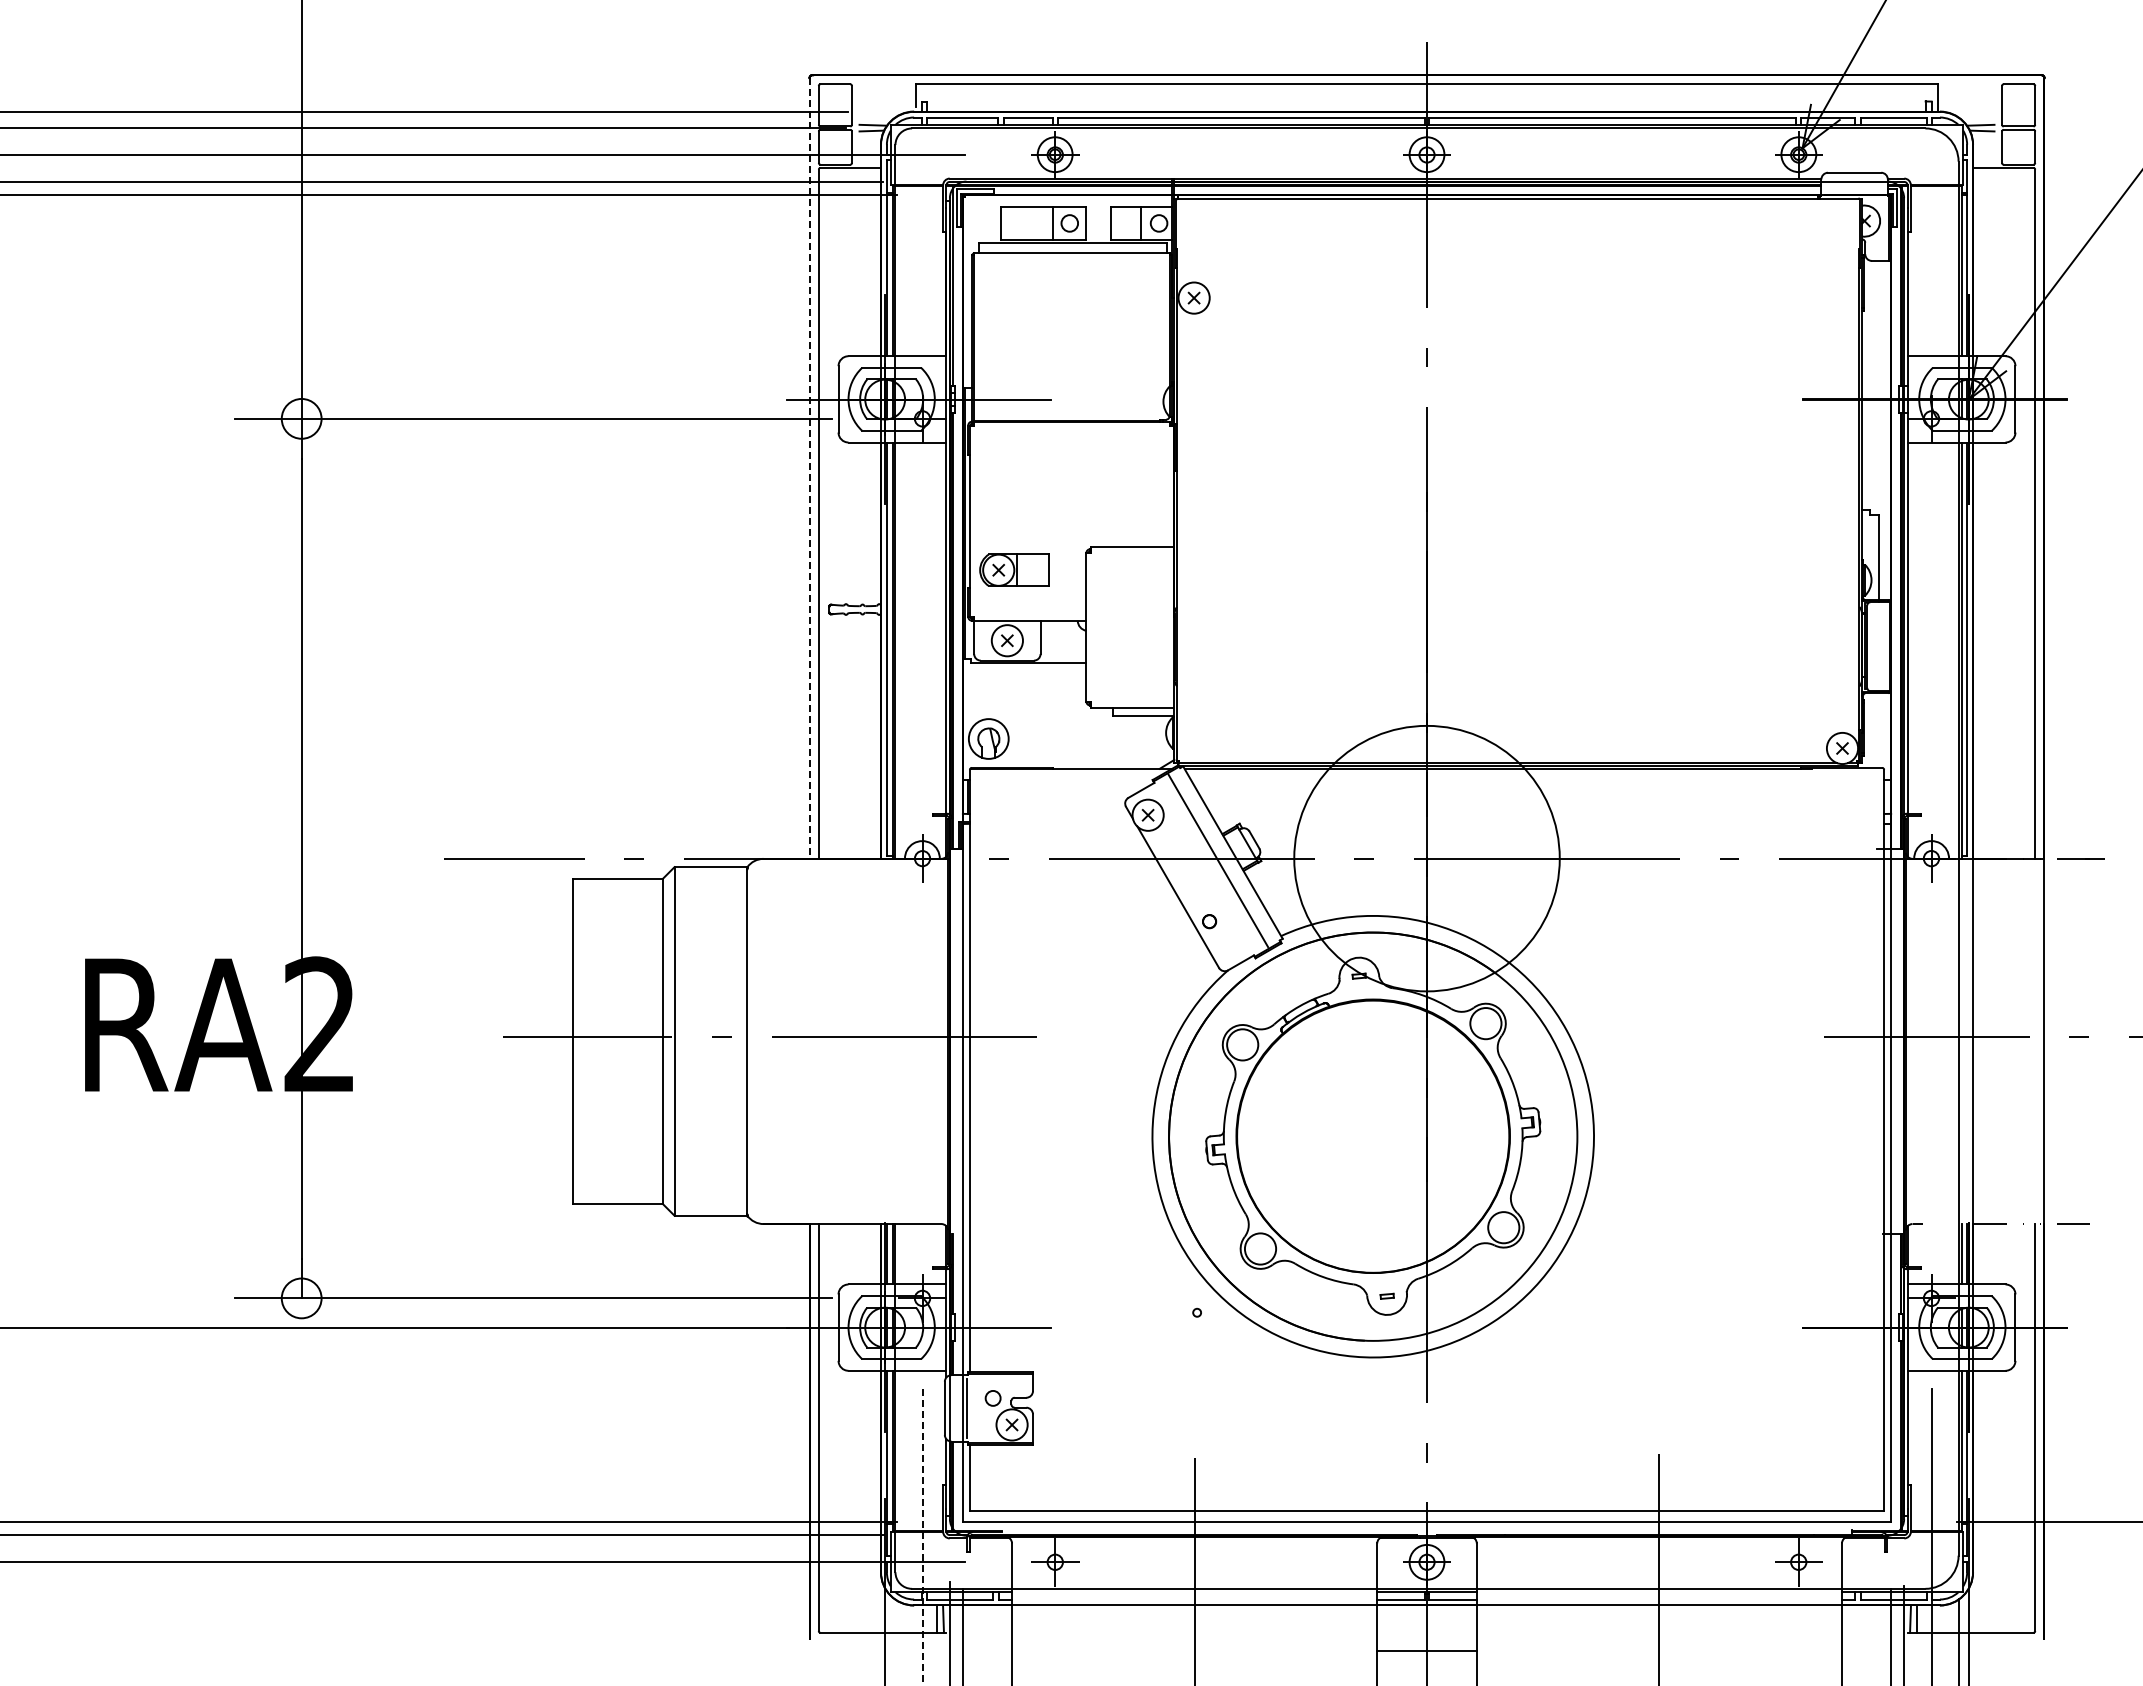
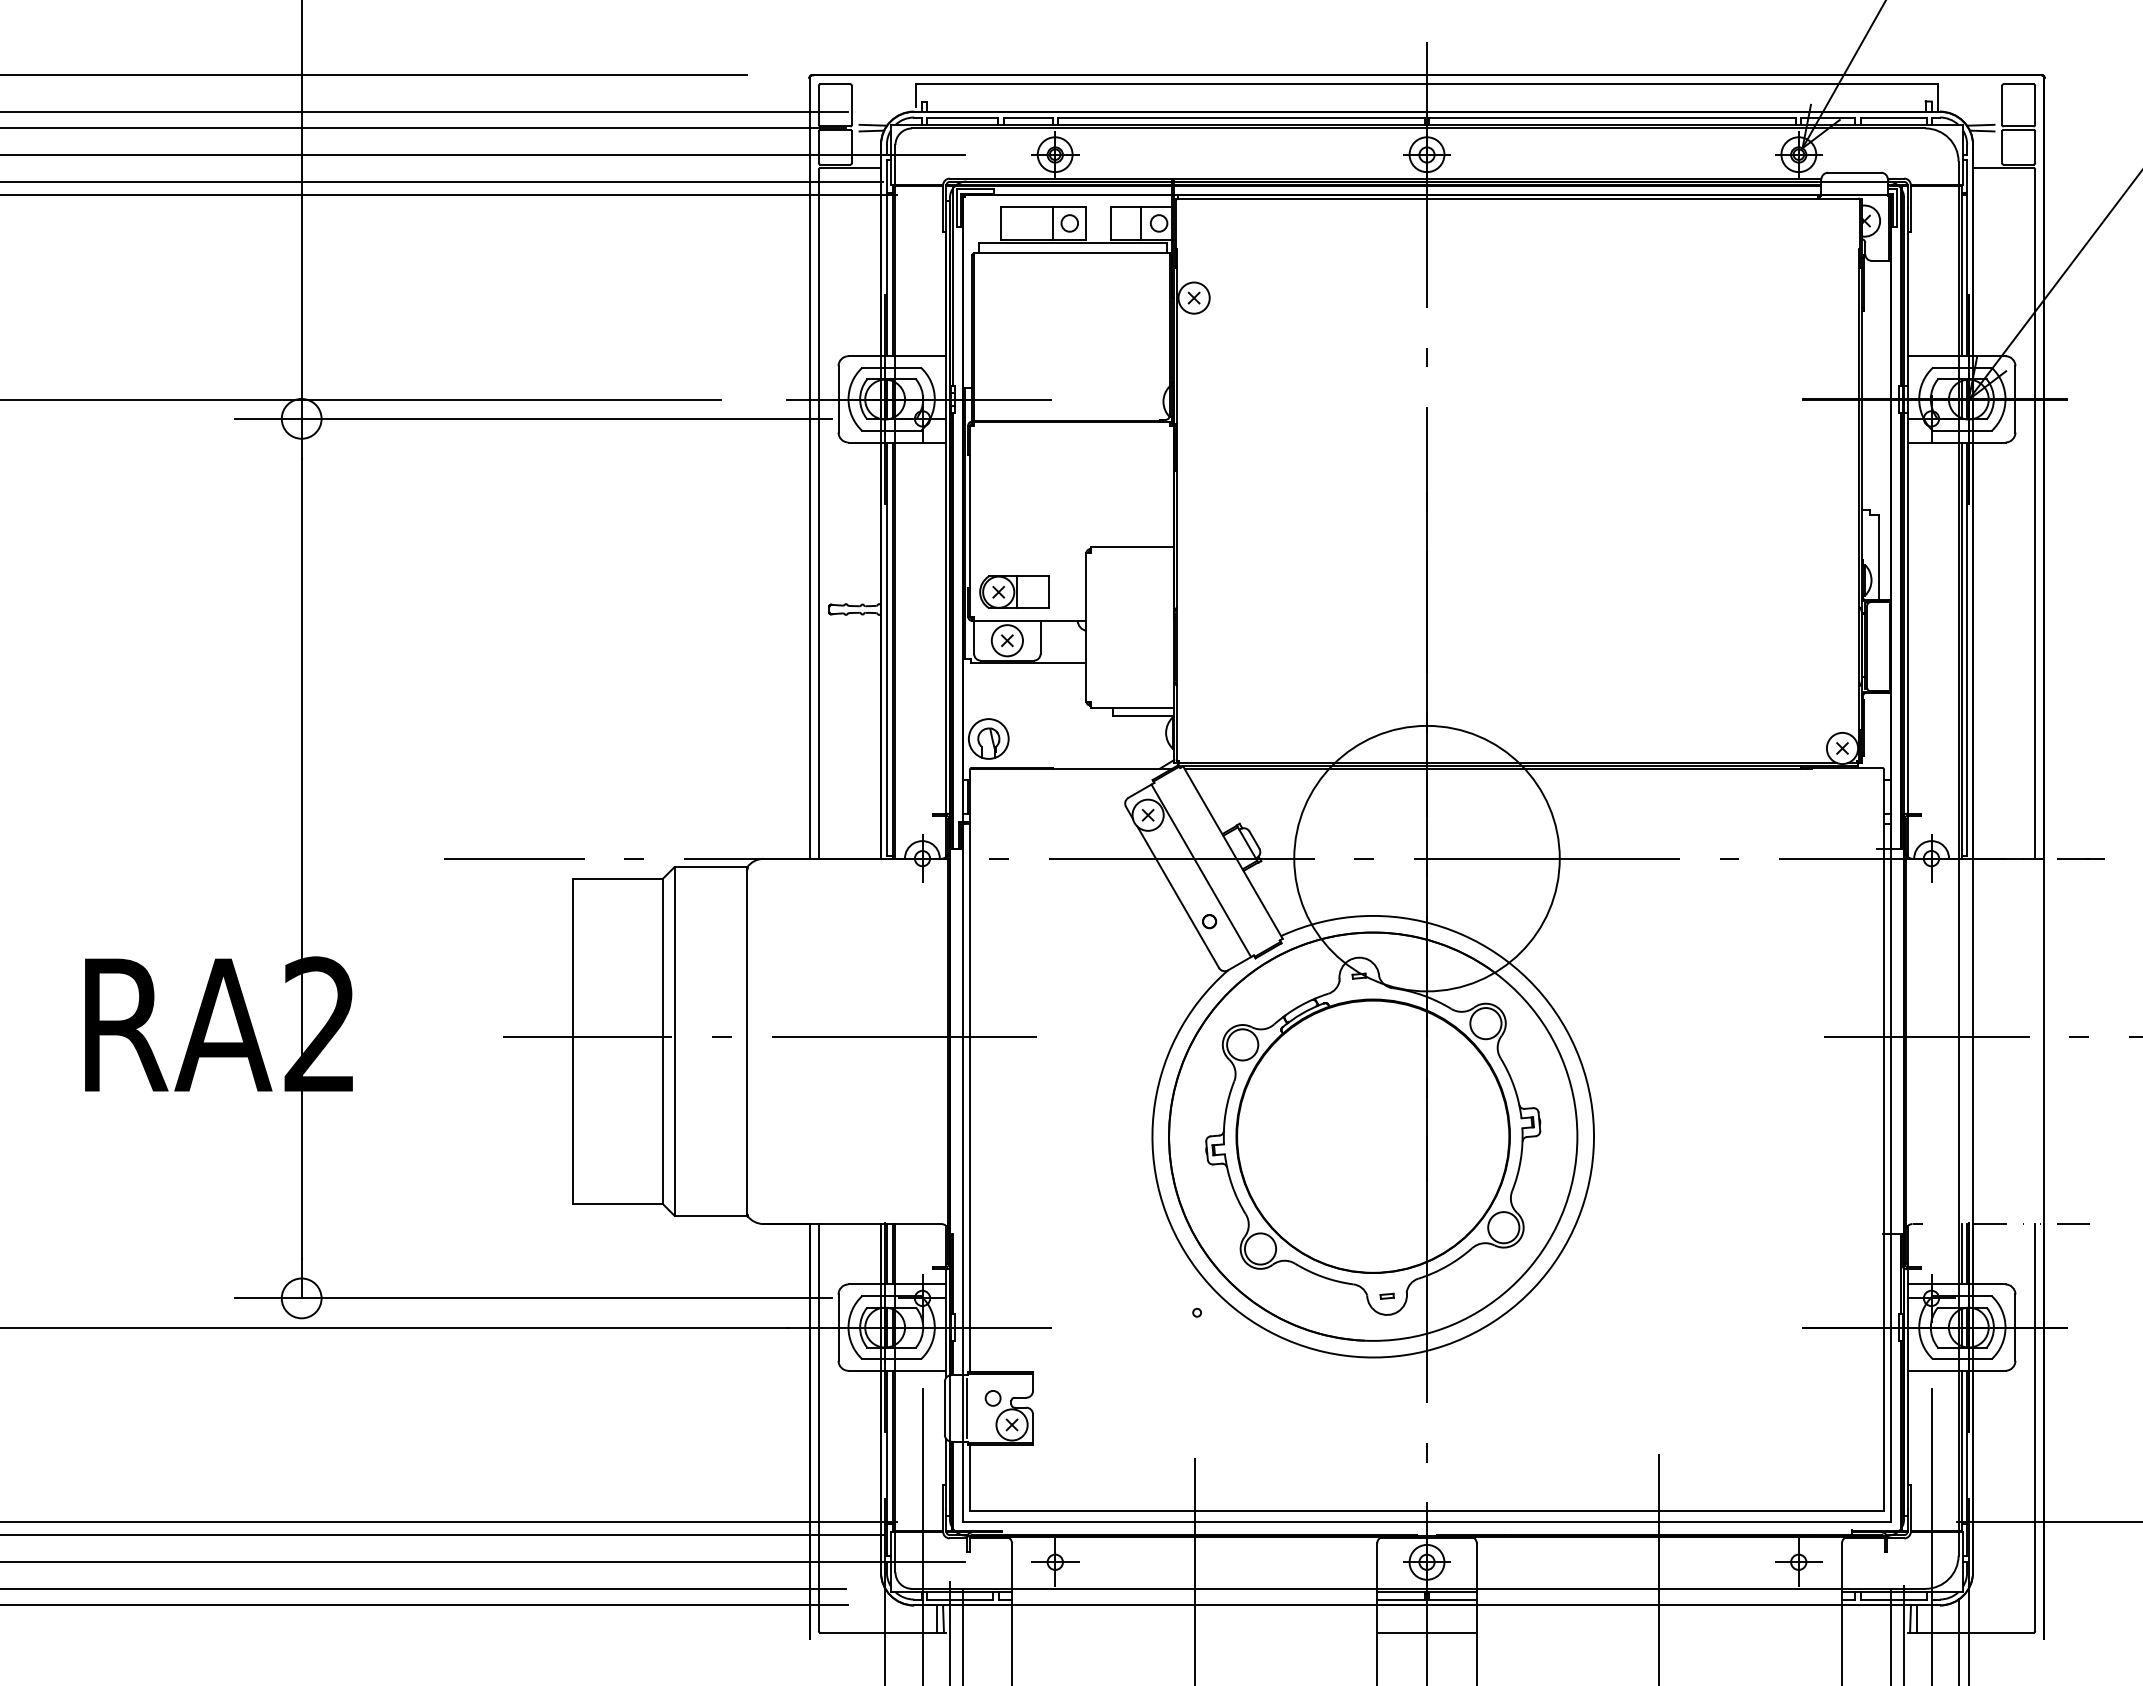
line: none -> present (374, 75)
line: none -> present (361, 399)
line: dashed -> solid (809, 469)
part position: (1014, 569) -> (1014, 591) (1014, 591)
line position: (1218, 860) -> (1201, 870) (1201, 870)
line: dashed -> solid (922, 1537)
line: none -> present (423, 1588)
line: none -> present (424, 1605)
line position: (1426, 1650) -> (1426, 1632) (1426, 1632)
